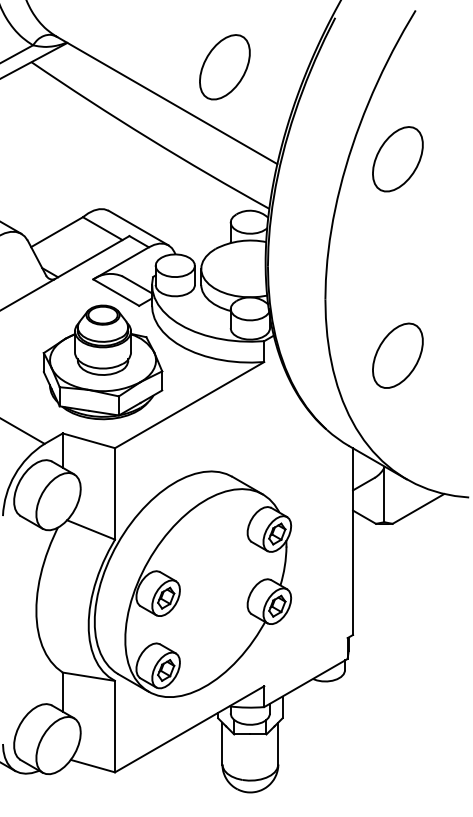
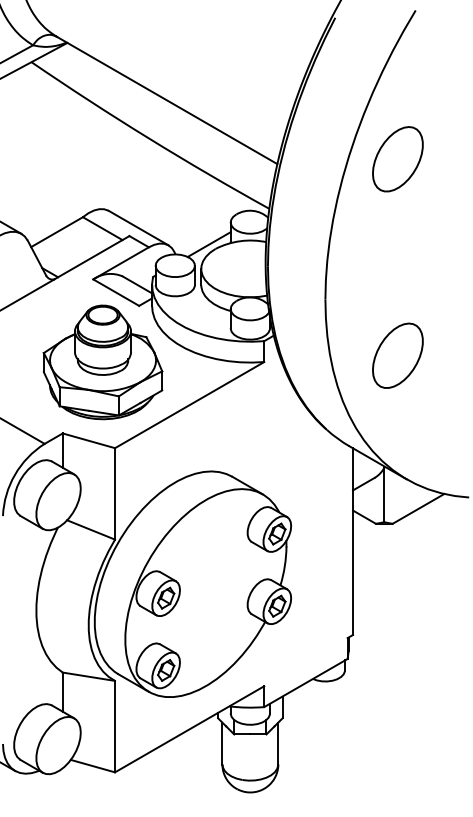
part: present -> none (224, 67)
line: none -> present (208, 244)
